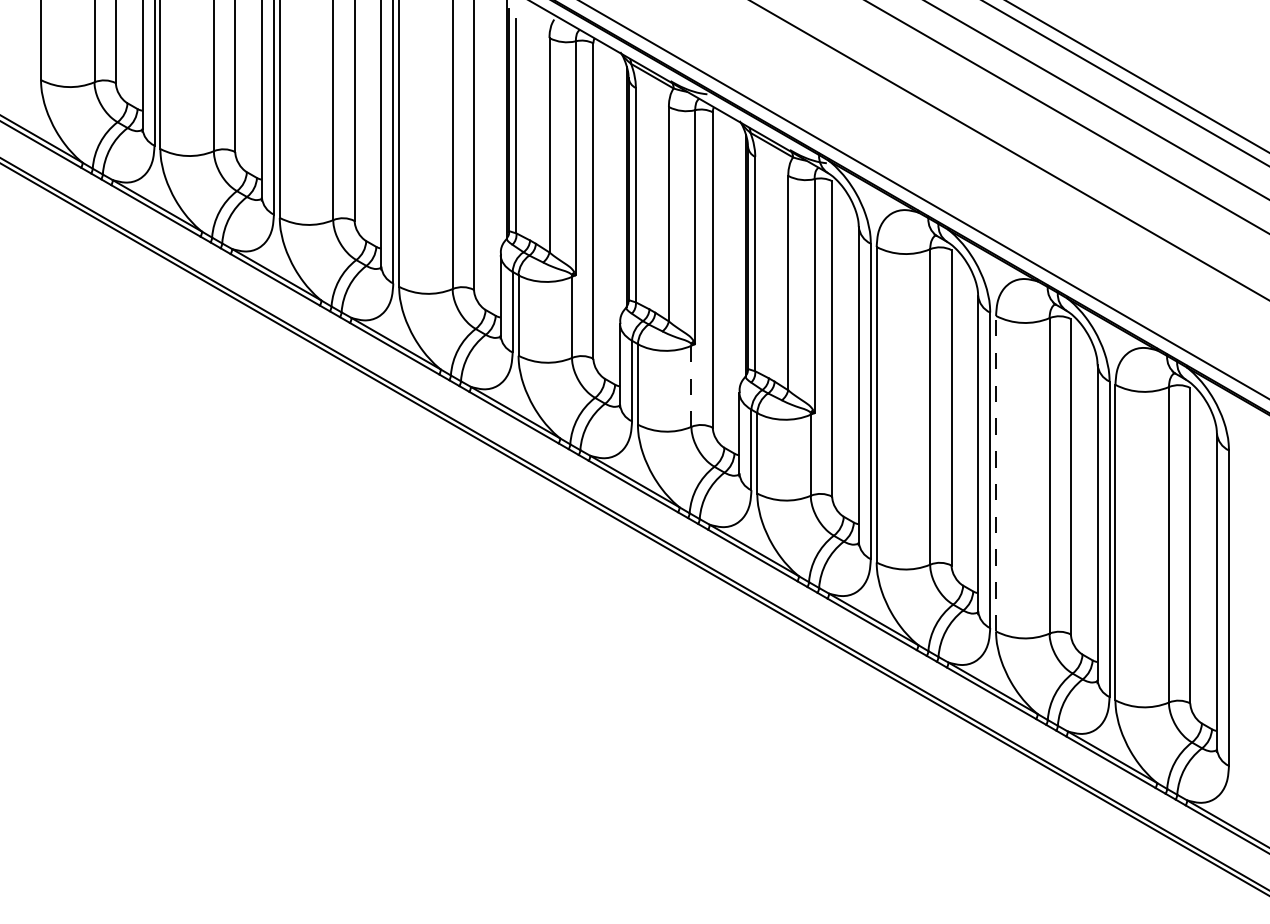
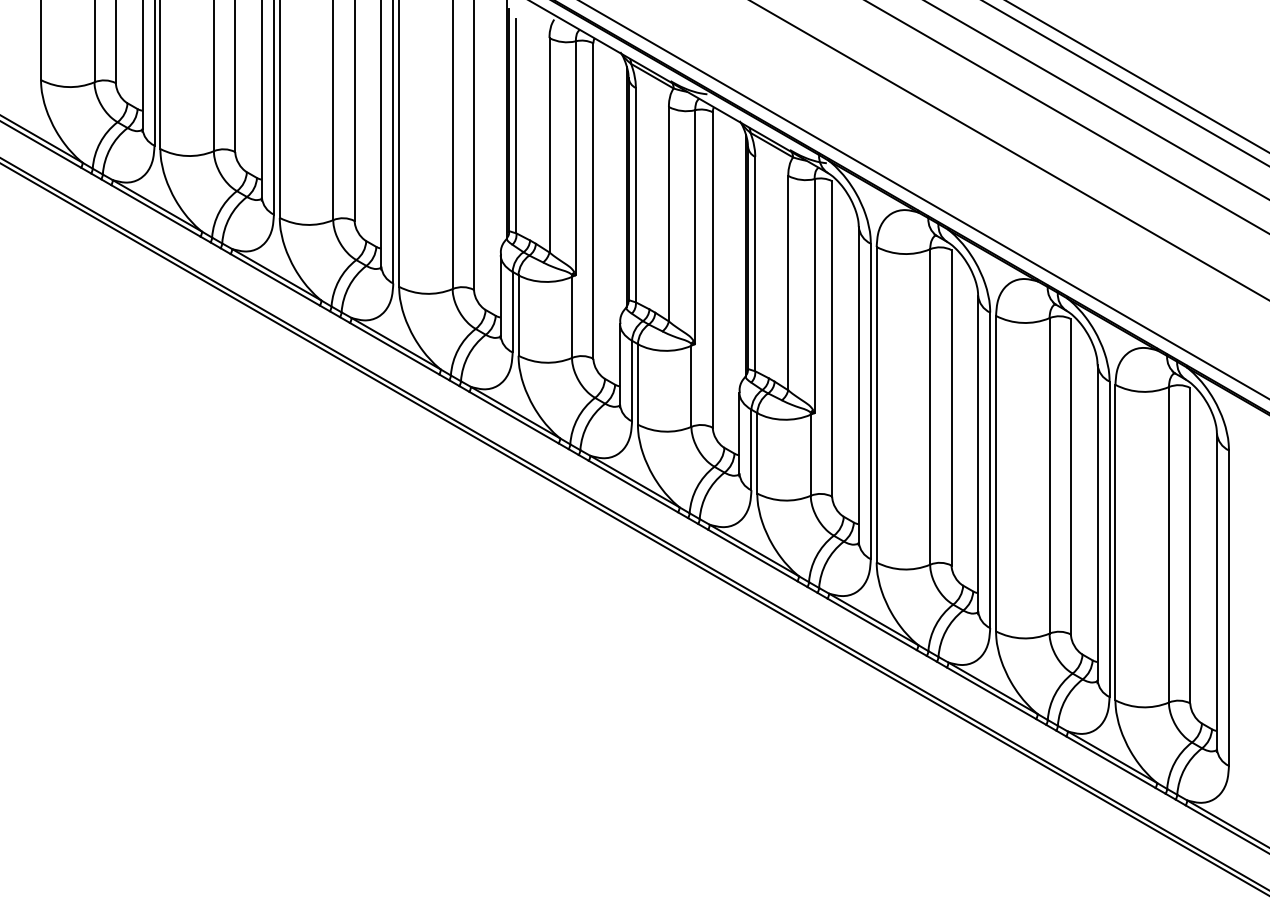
line: dashed -> solid (691, 386)
line: dashed -> solid (996, 473)
